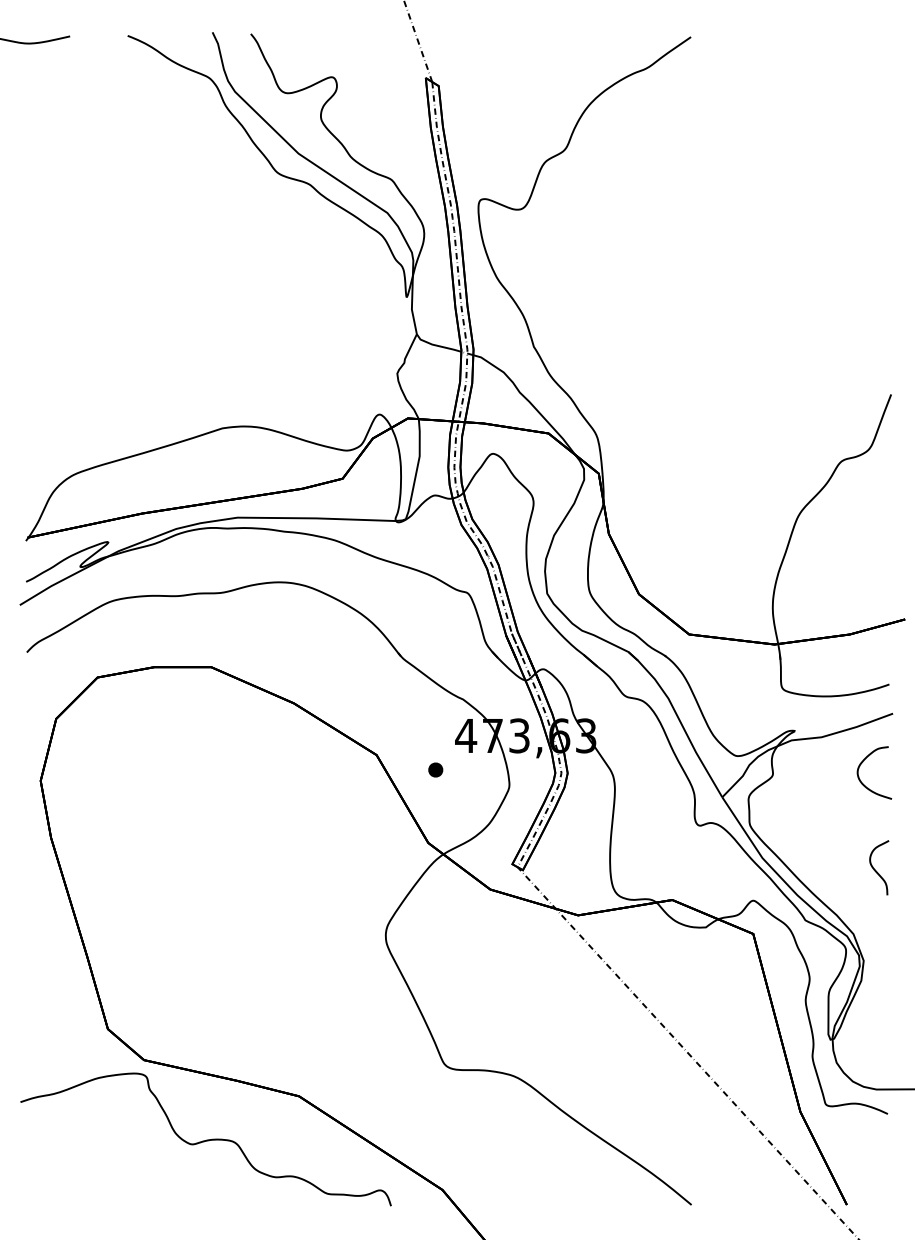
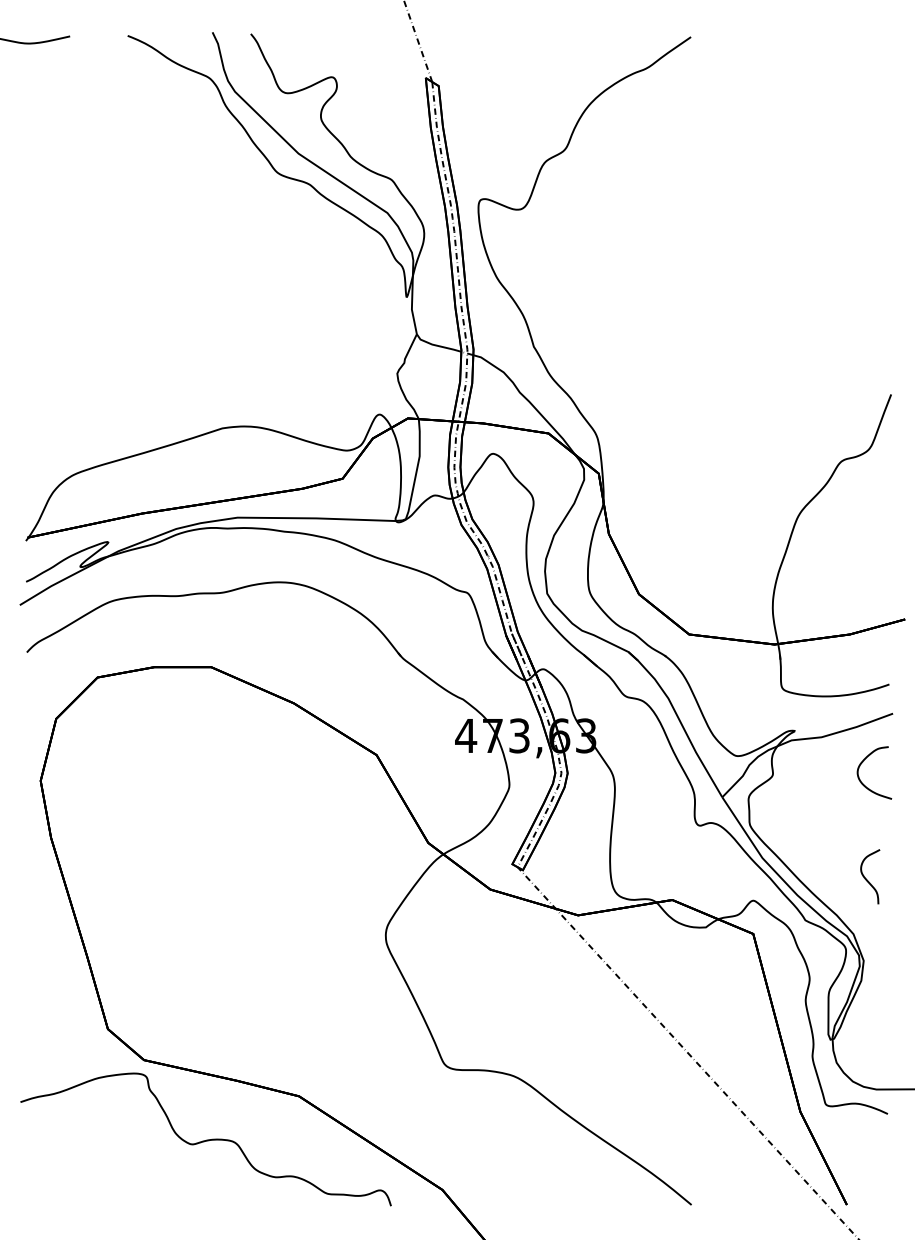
part: present -> none (435, 769)
curve position: (876, 870) -> (867, 879) (867, 879)
